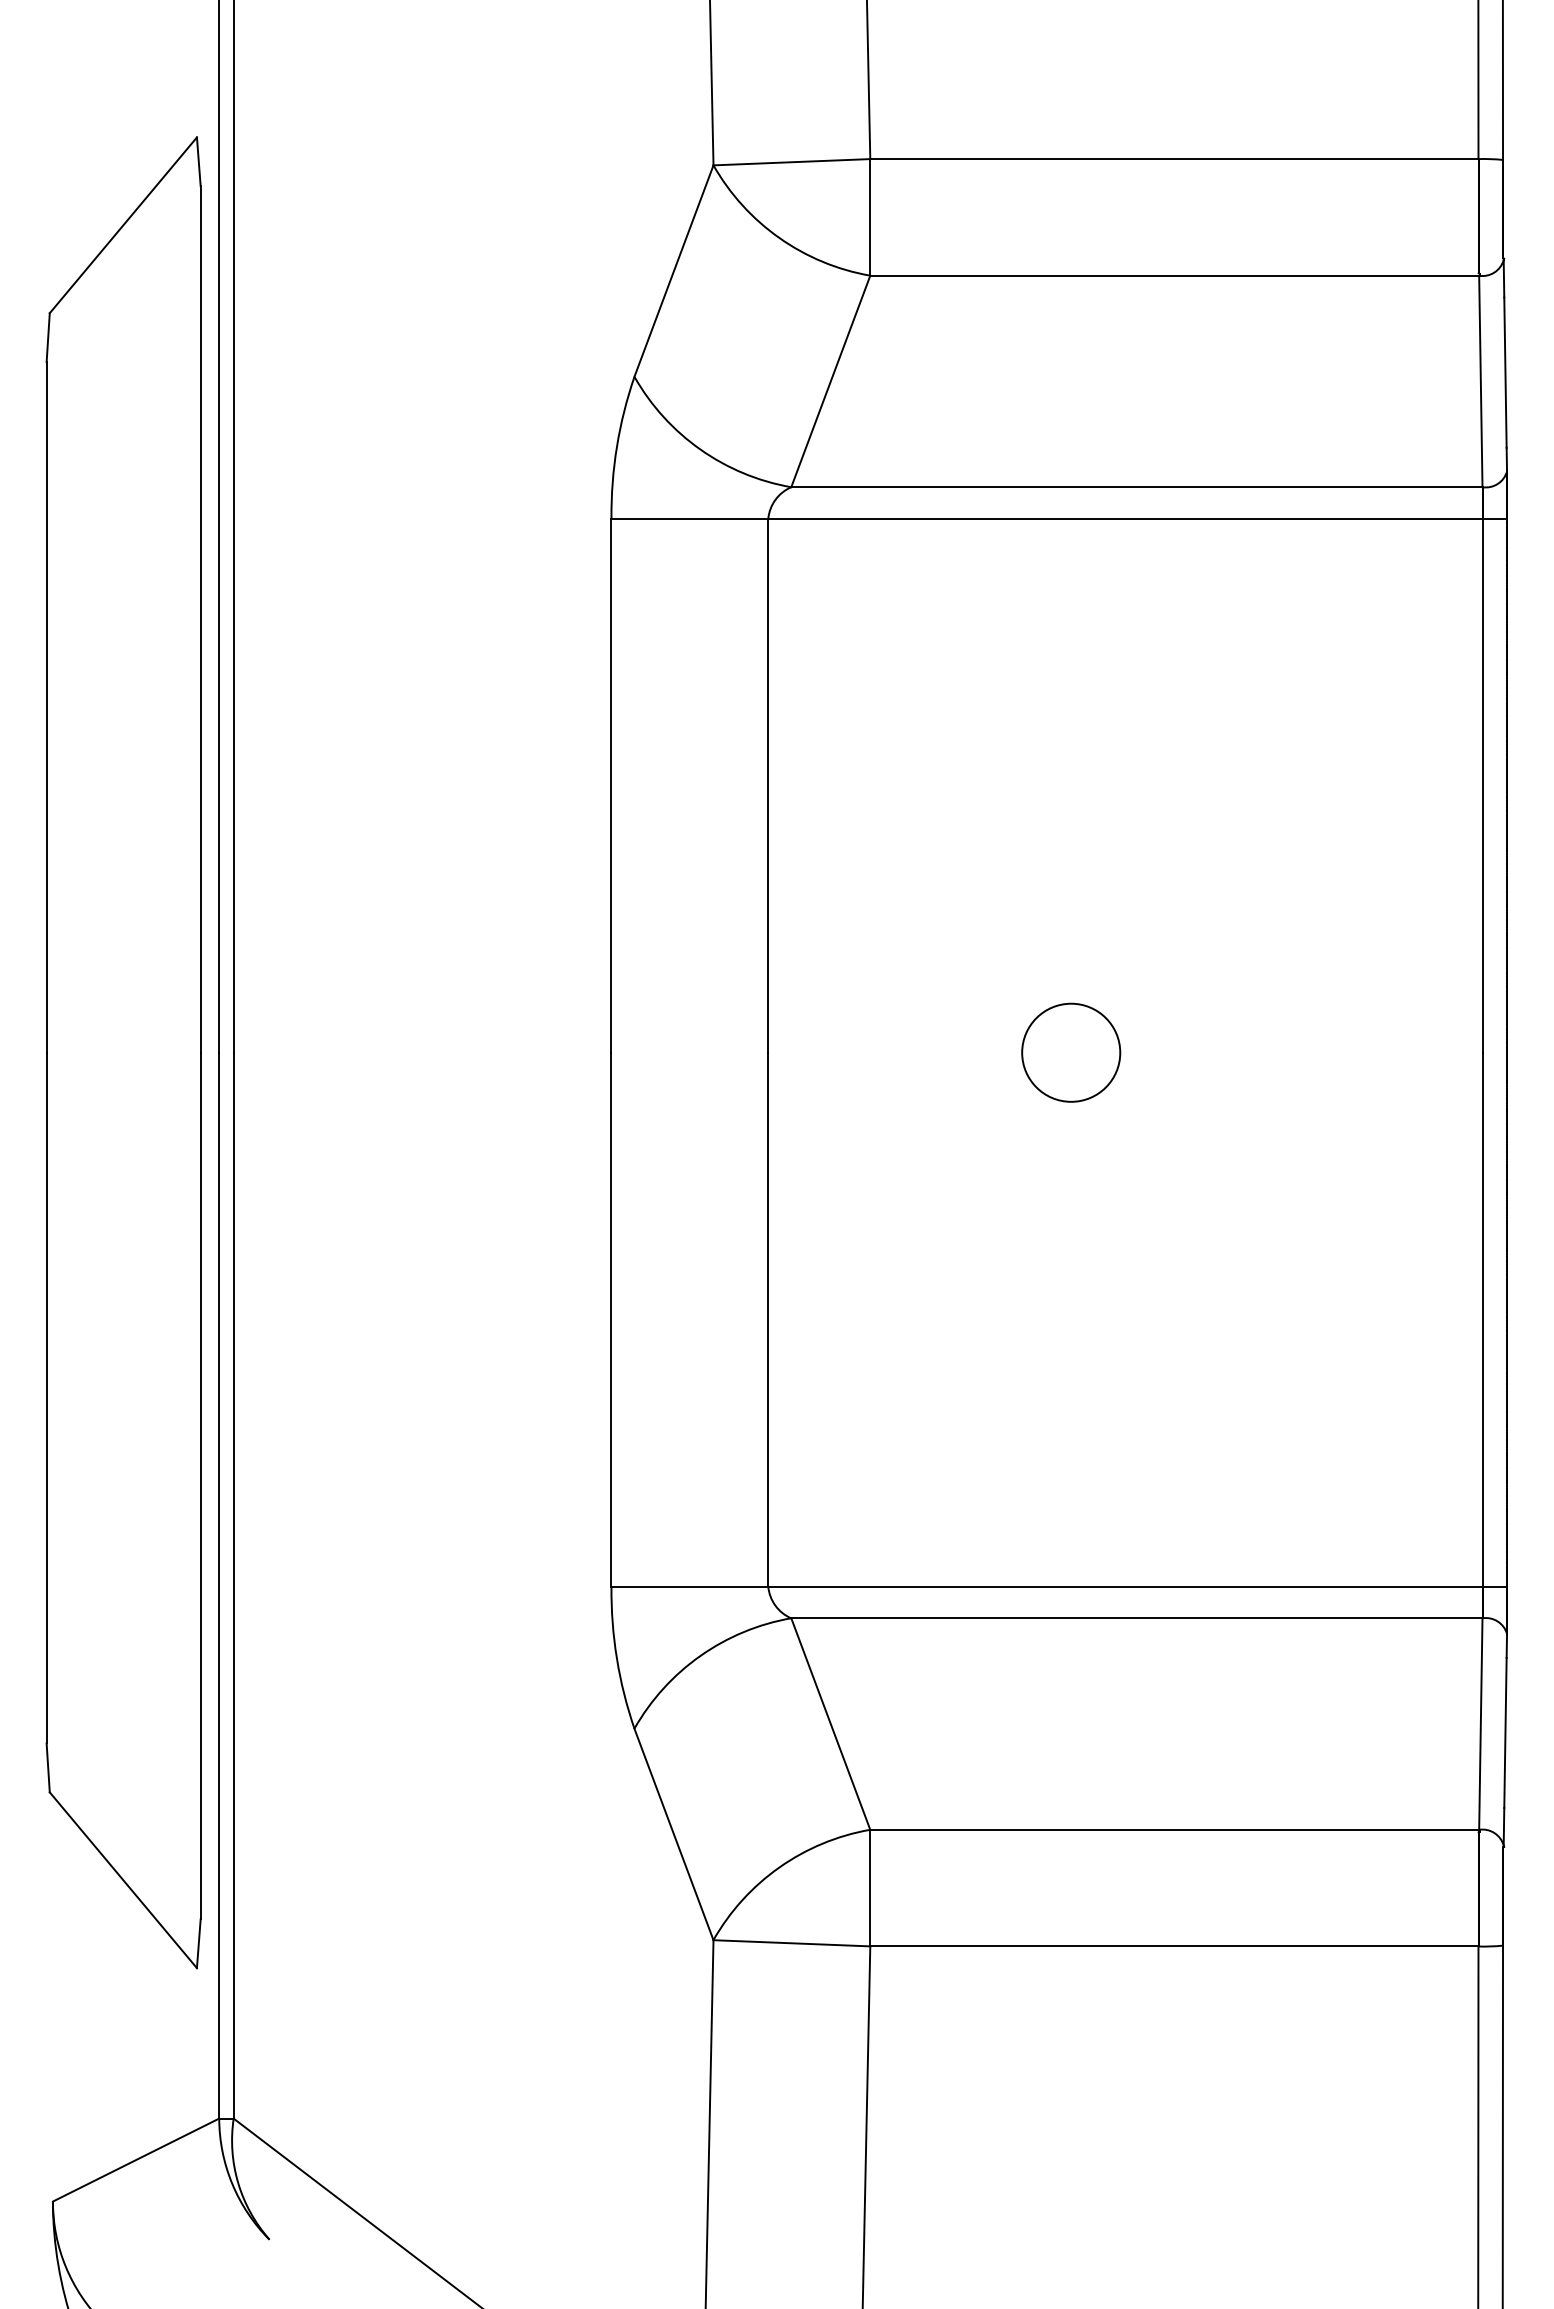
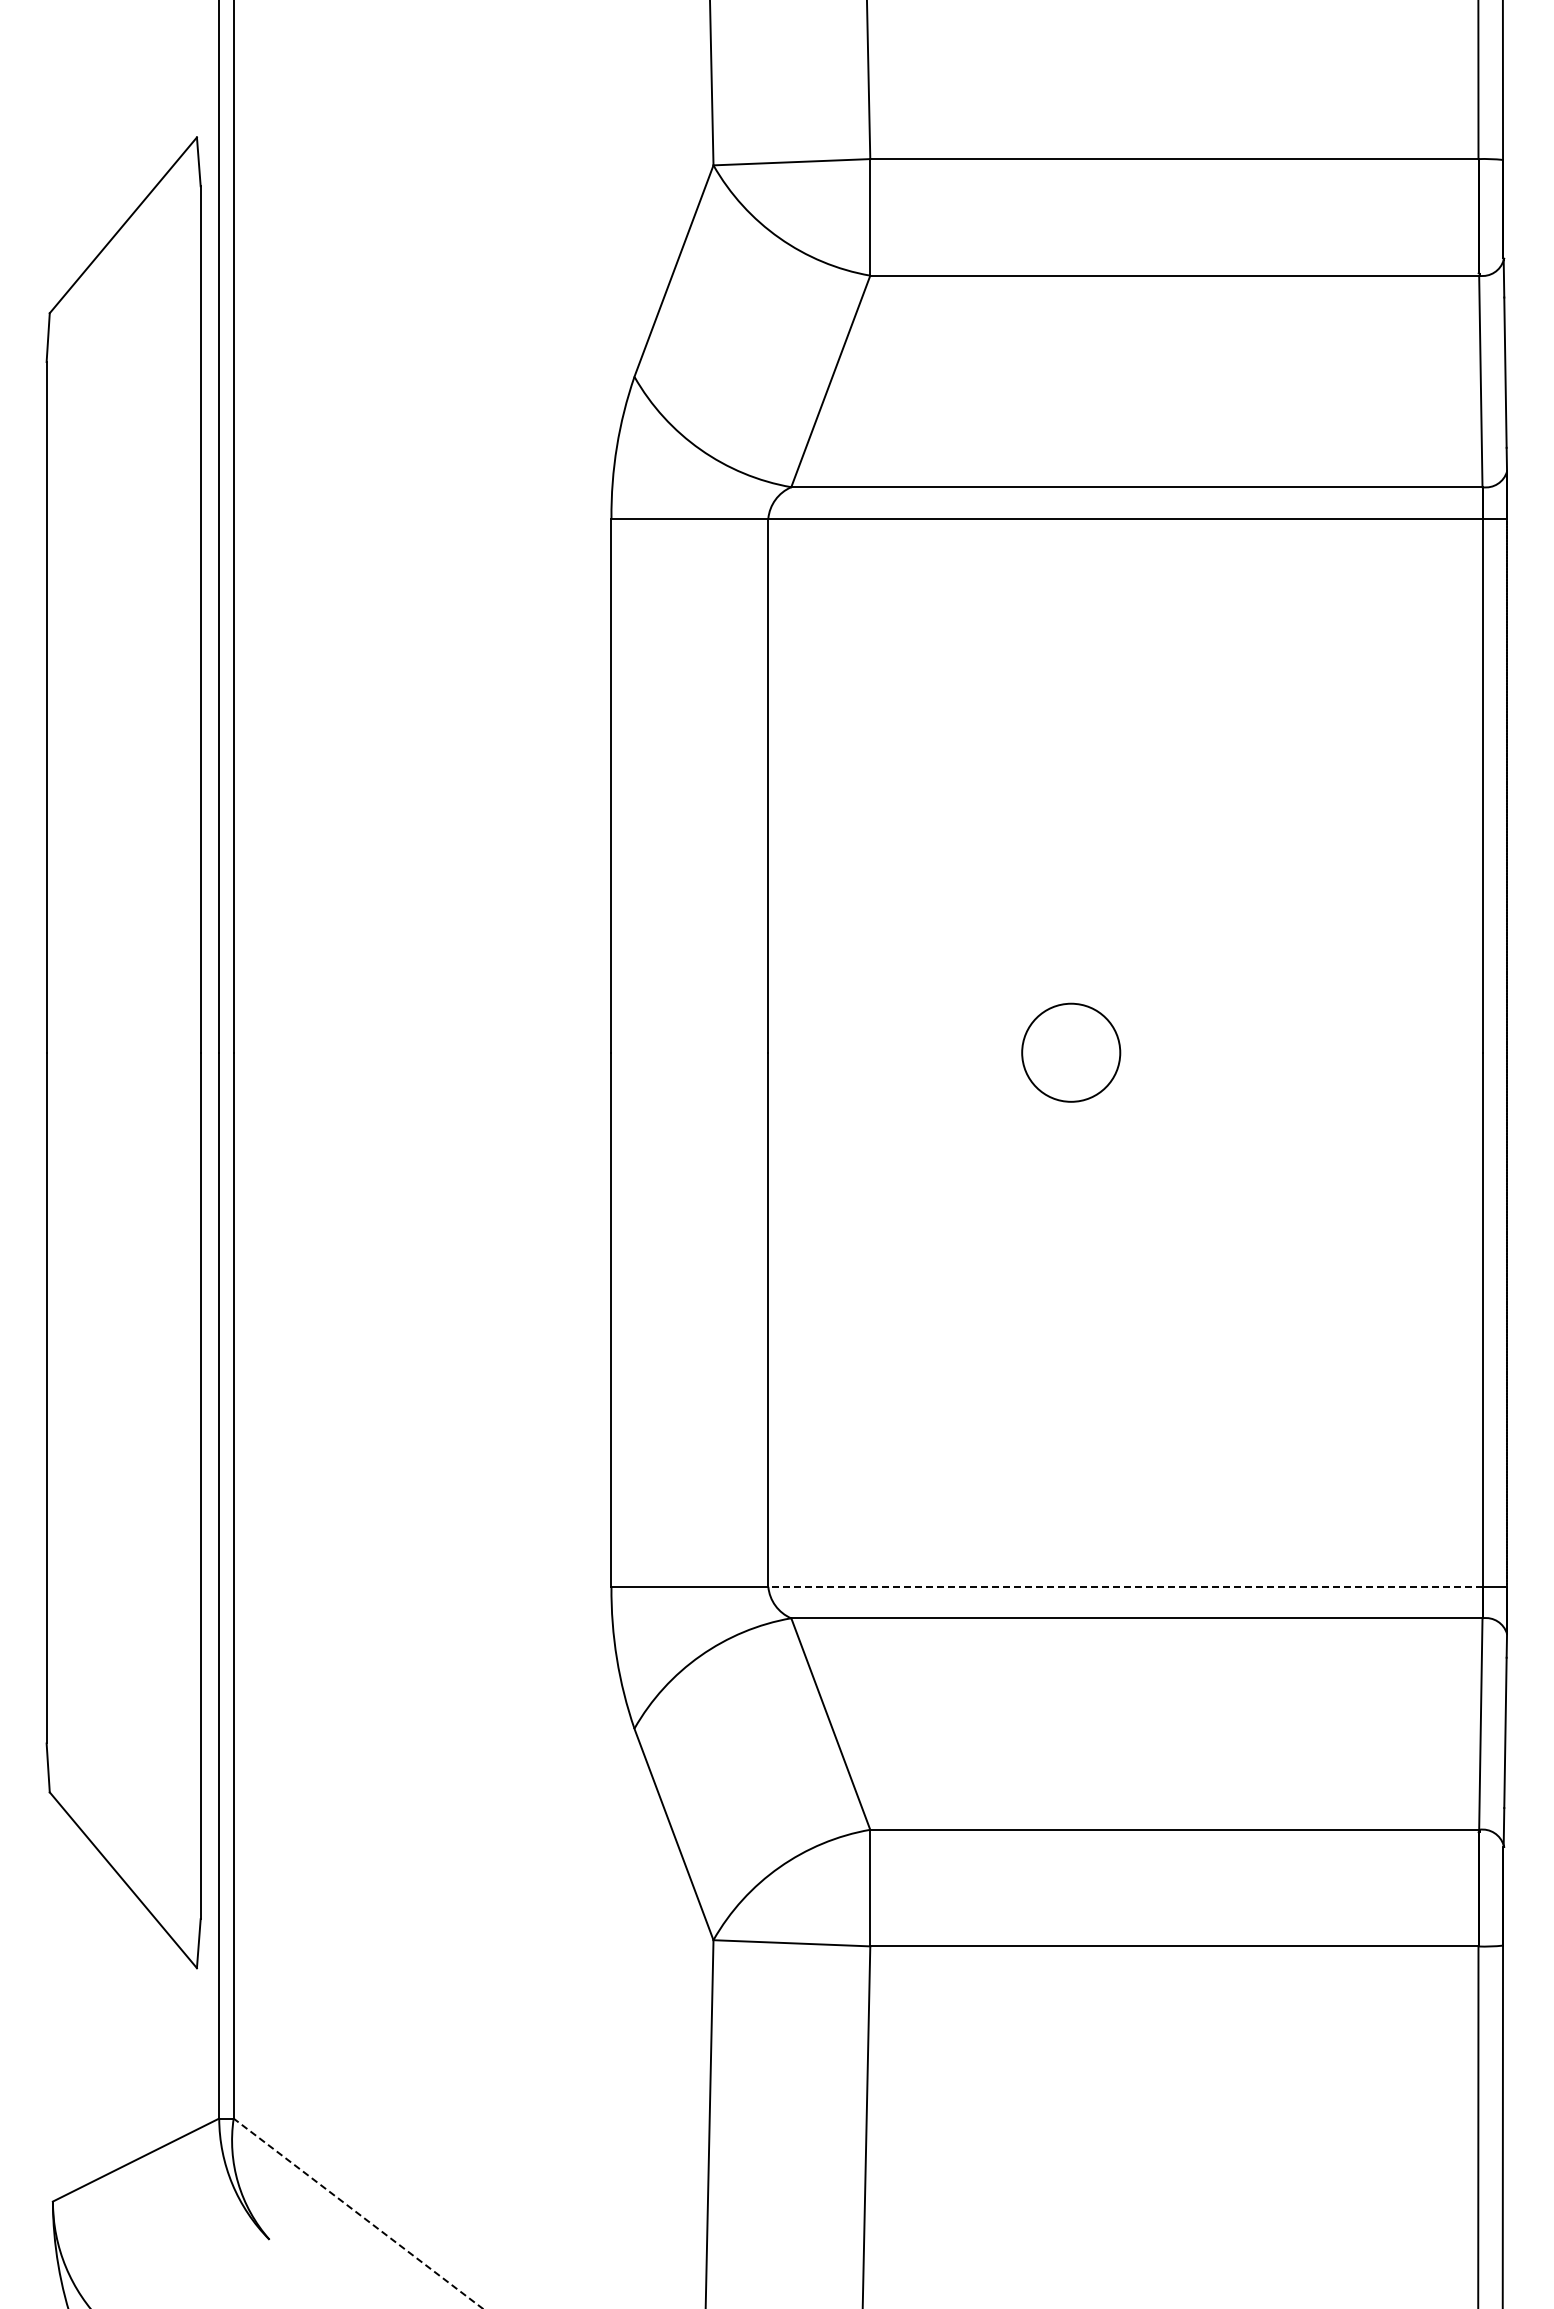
line: solid -> dashed (1125, 1586)
line: solid -> dashed (358, 2213)
